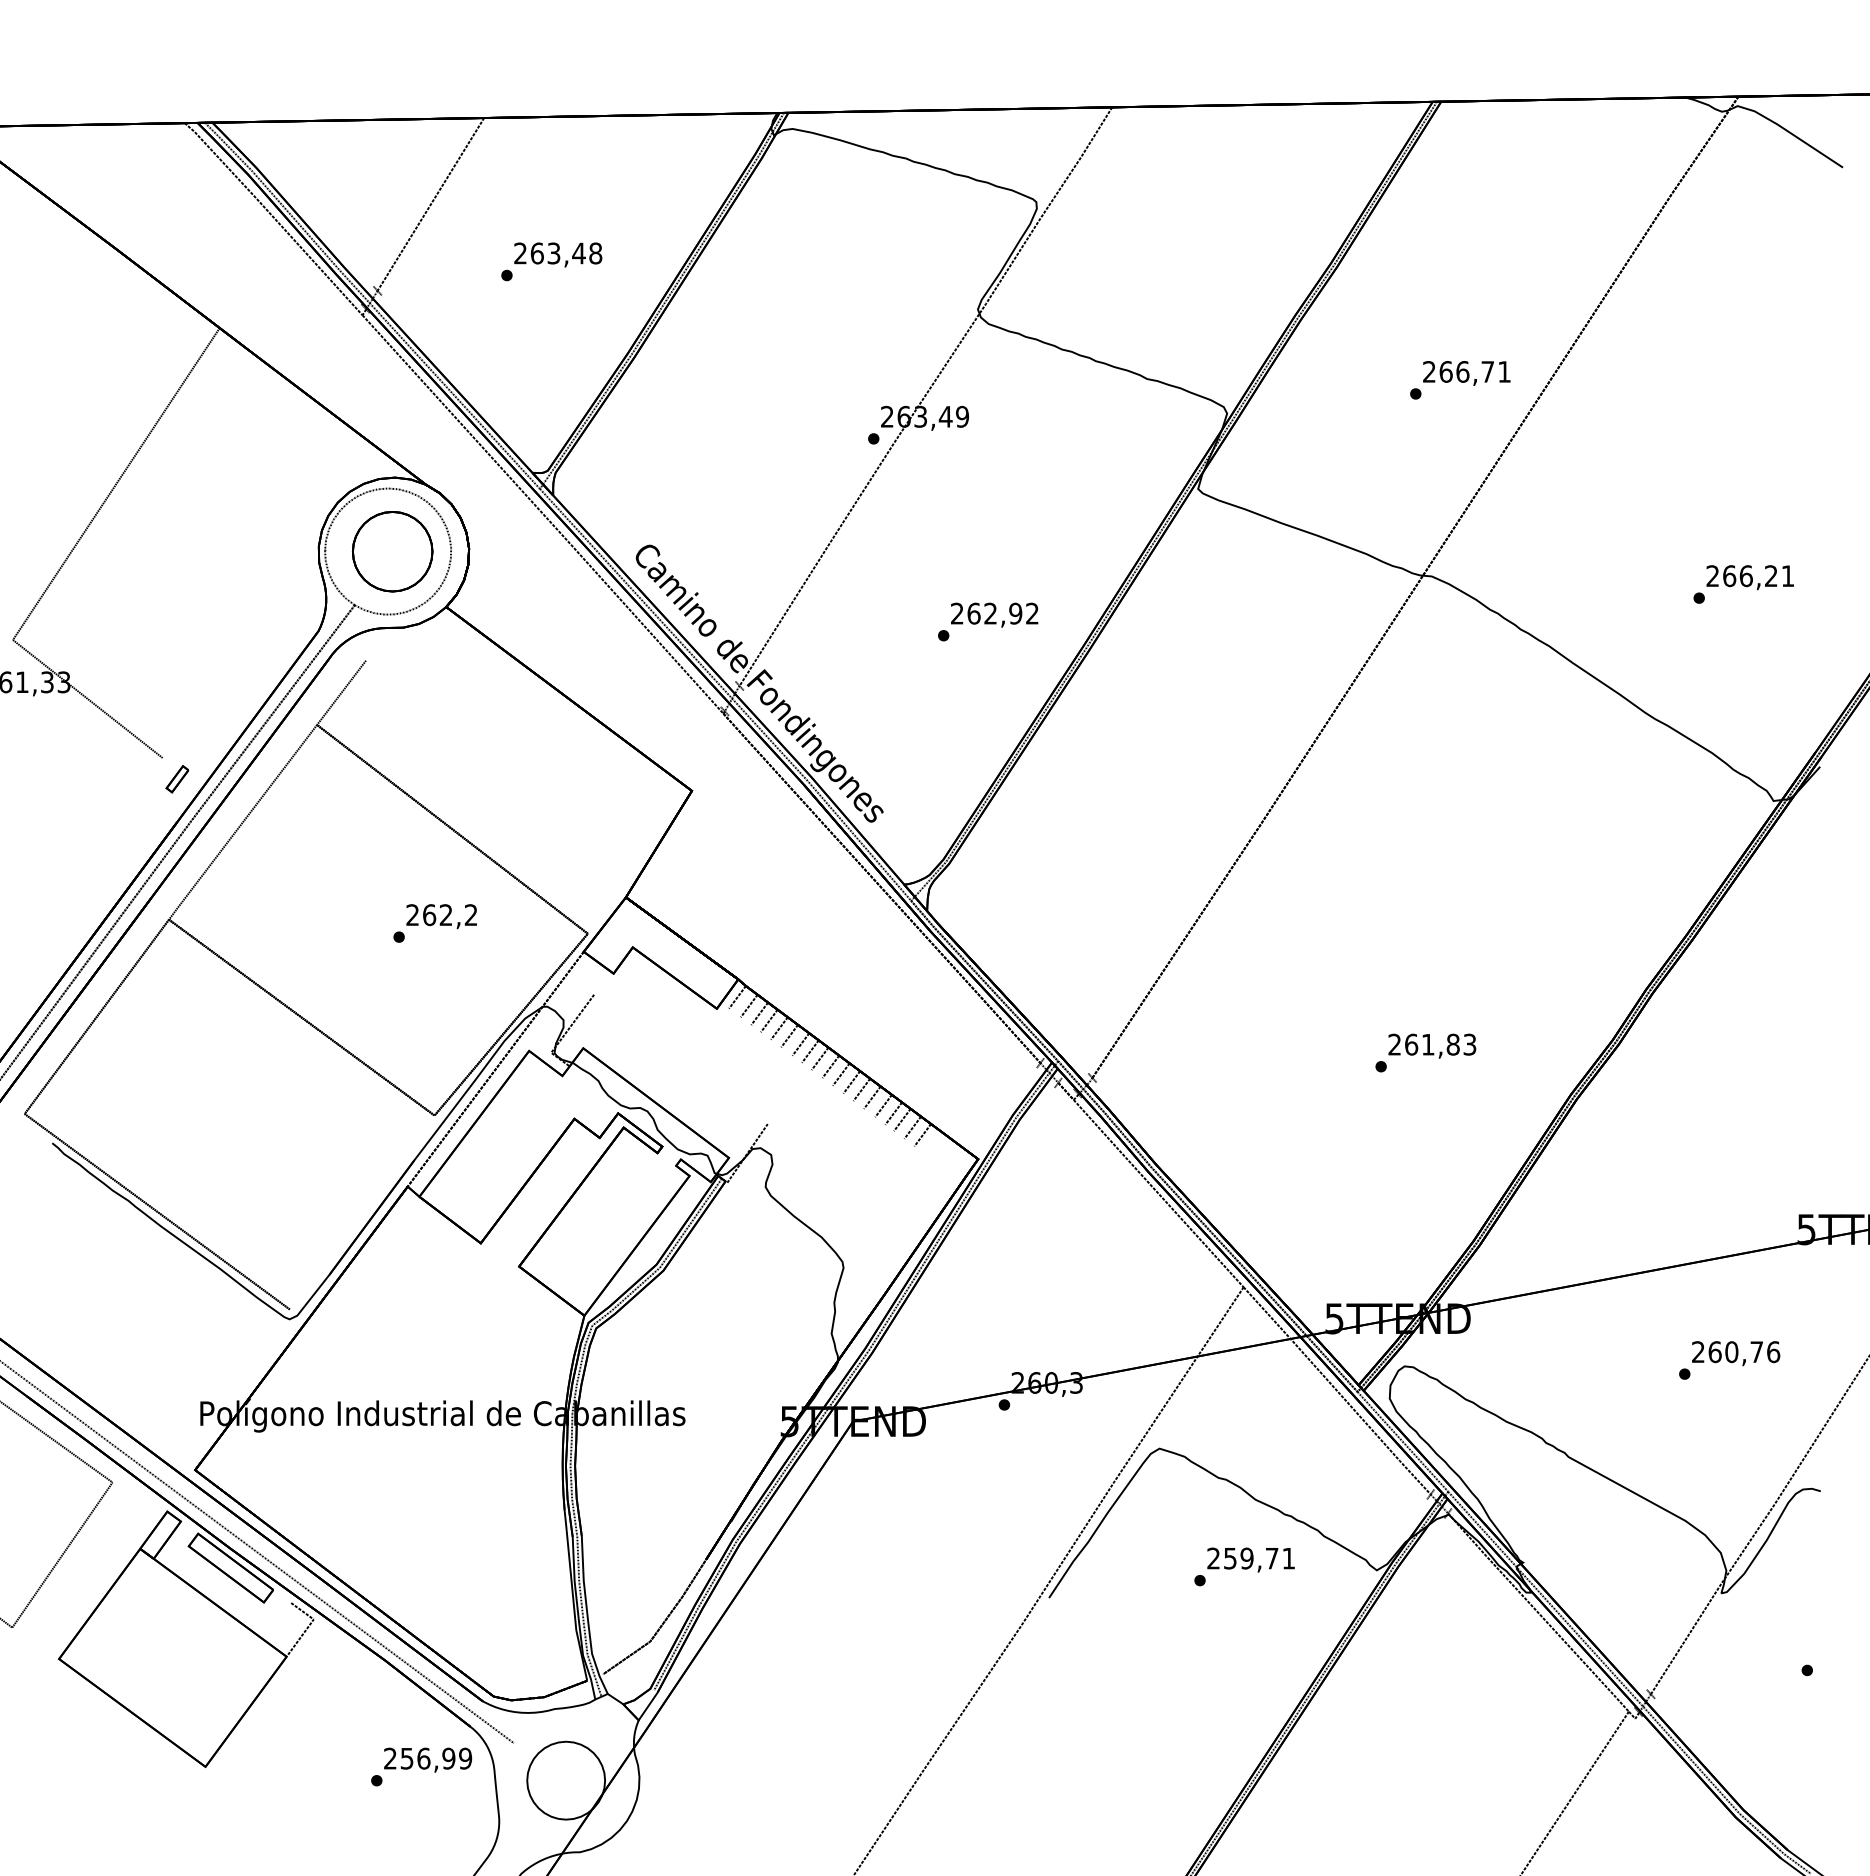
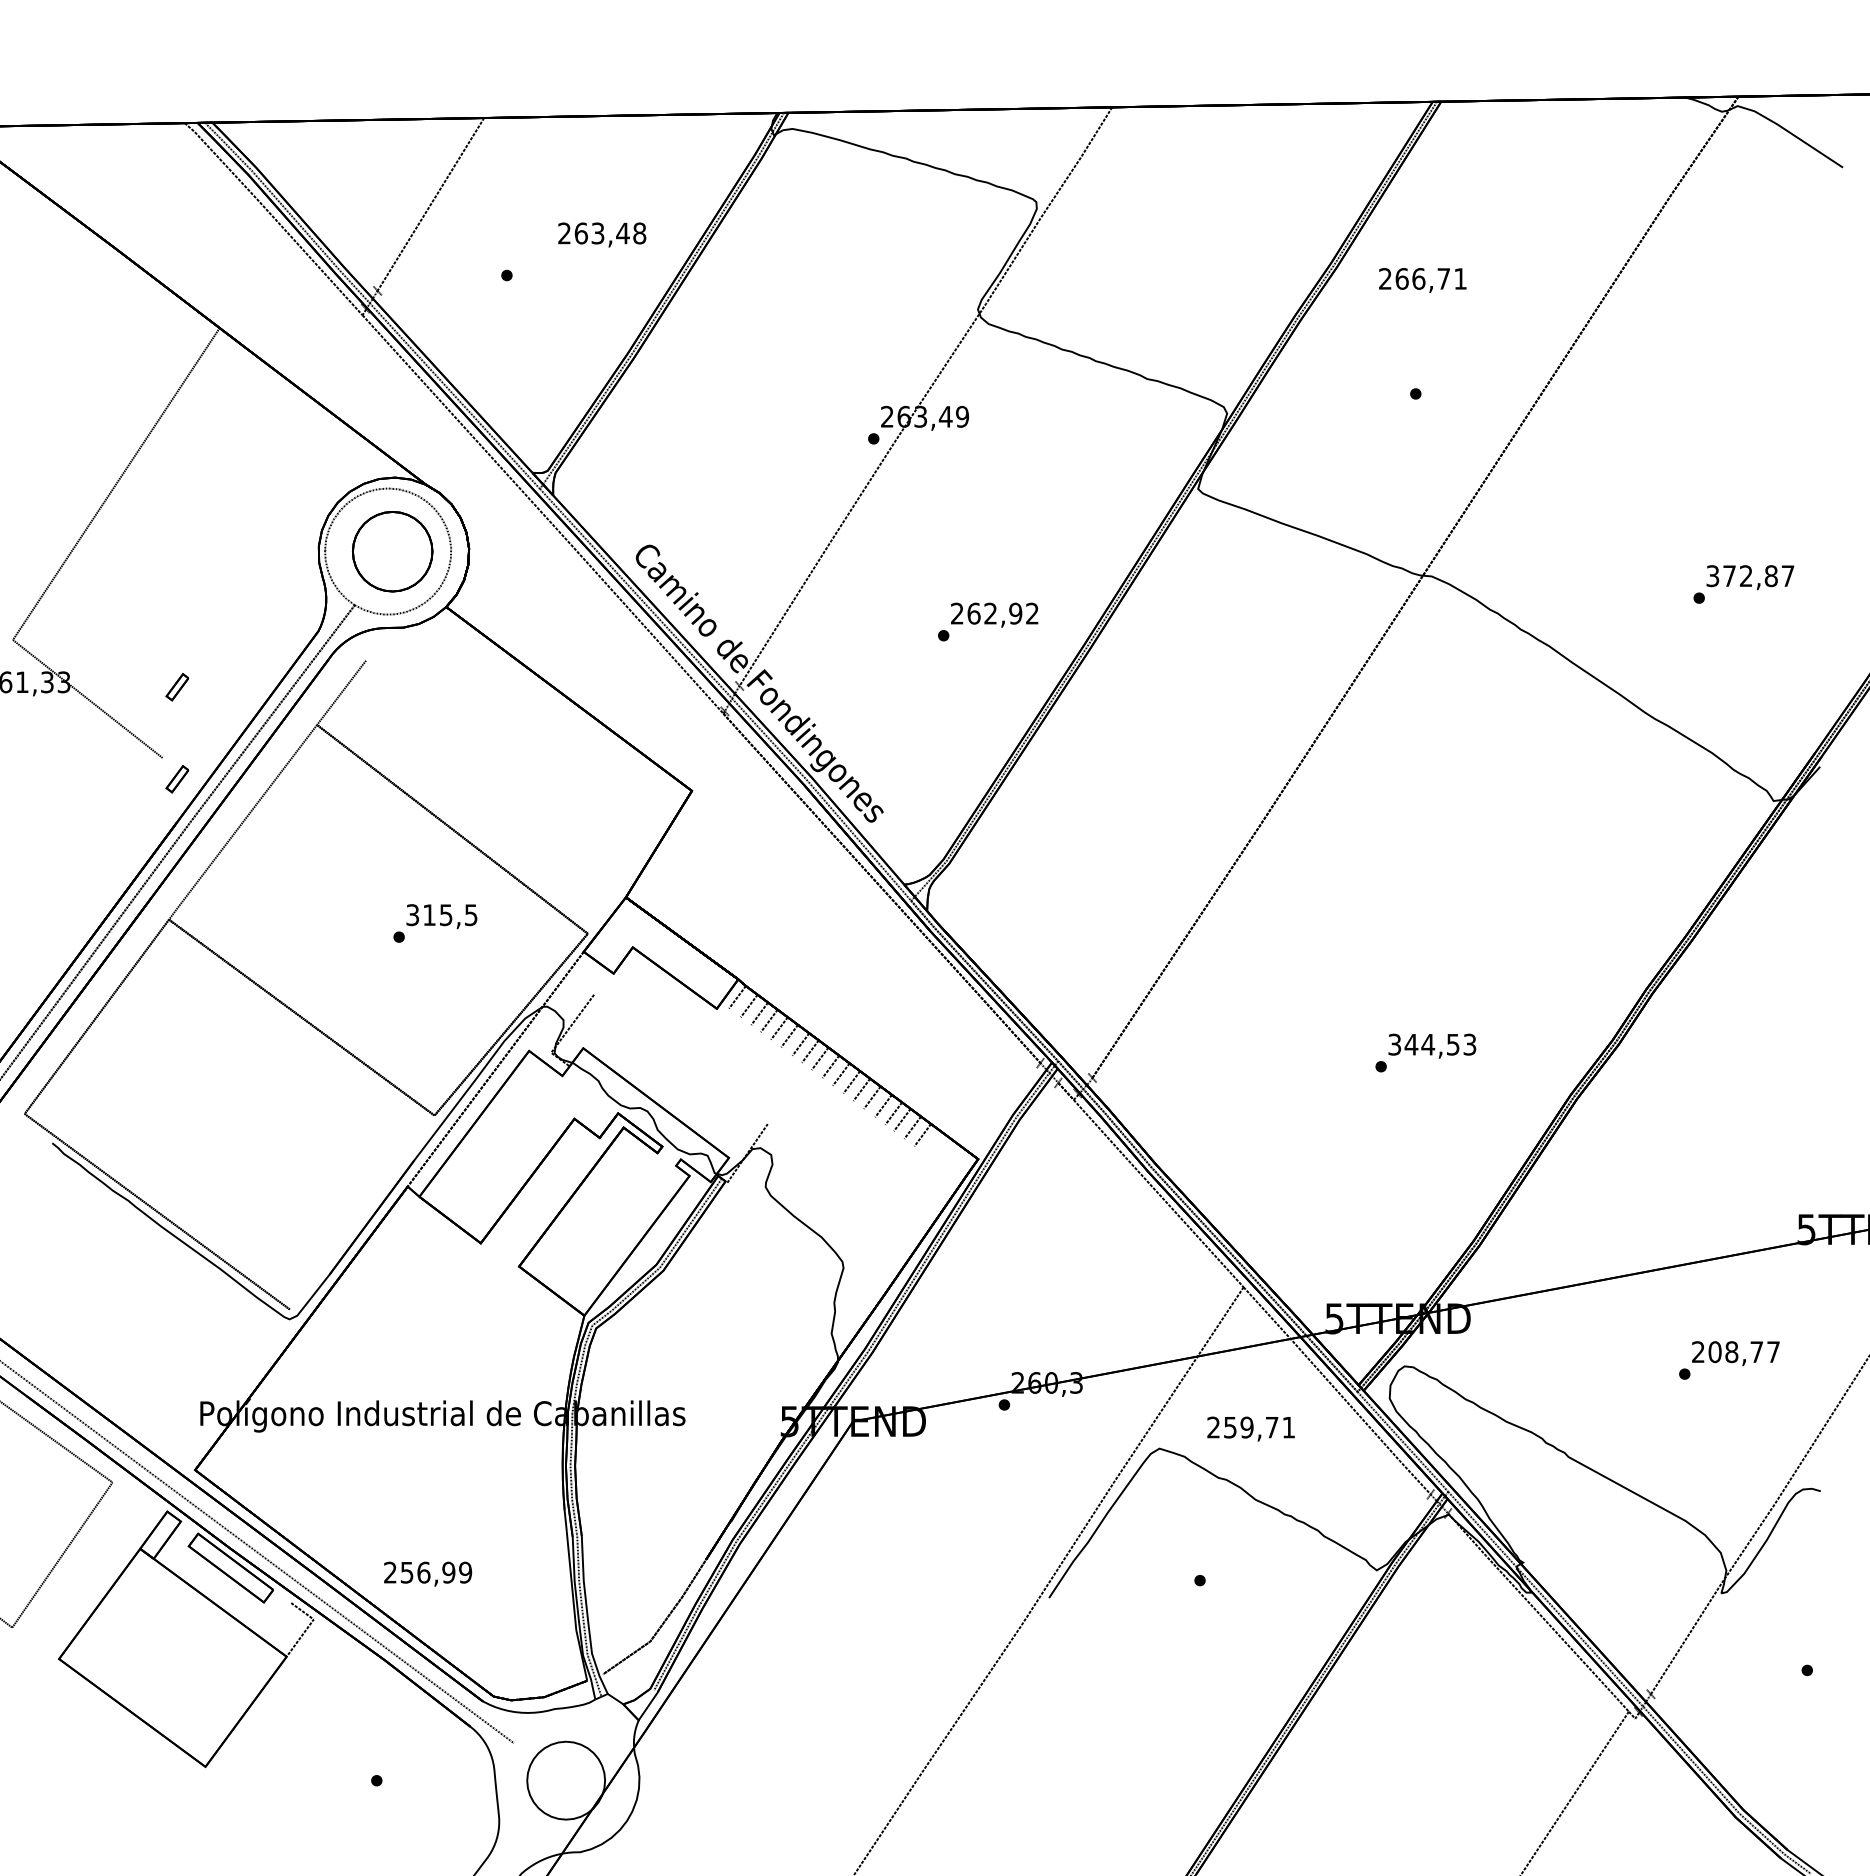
text position: (558, 254) -> (602, 234) (602, 234)
text position: (1466, 373) -> (1422, 280) (1422, 280)
text: 266,21 -> 372,87 (1750, 576)
part: none -> present (177, 687)
text: 262,2 -> 315,5 (441, 915)
text: 261,83 -> 344,53 (1423, 1044)
text: 260,76 -> 208,77 (1744, 1352)
text position: (1250, 1559) -> (1250, 1428) (1250, 1428)
text position: (428, 1759) -> (428, 1573) (428, 1573)
